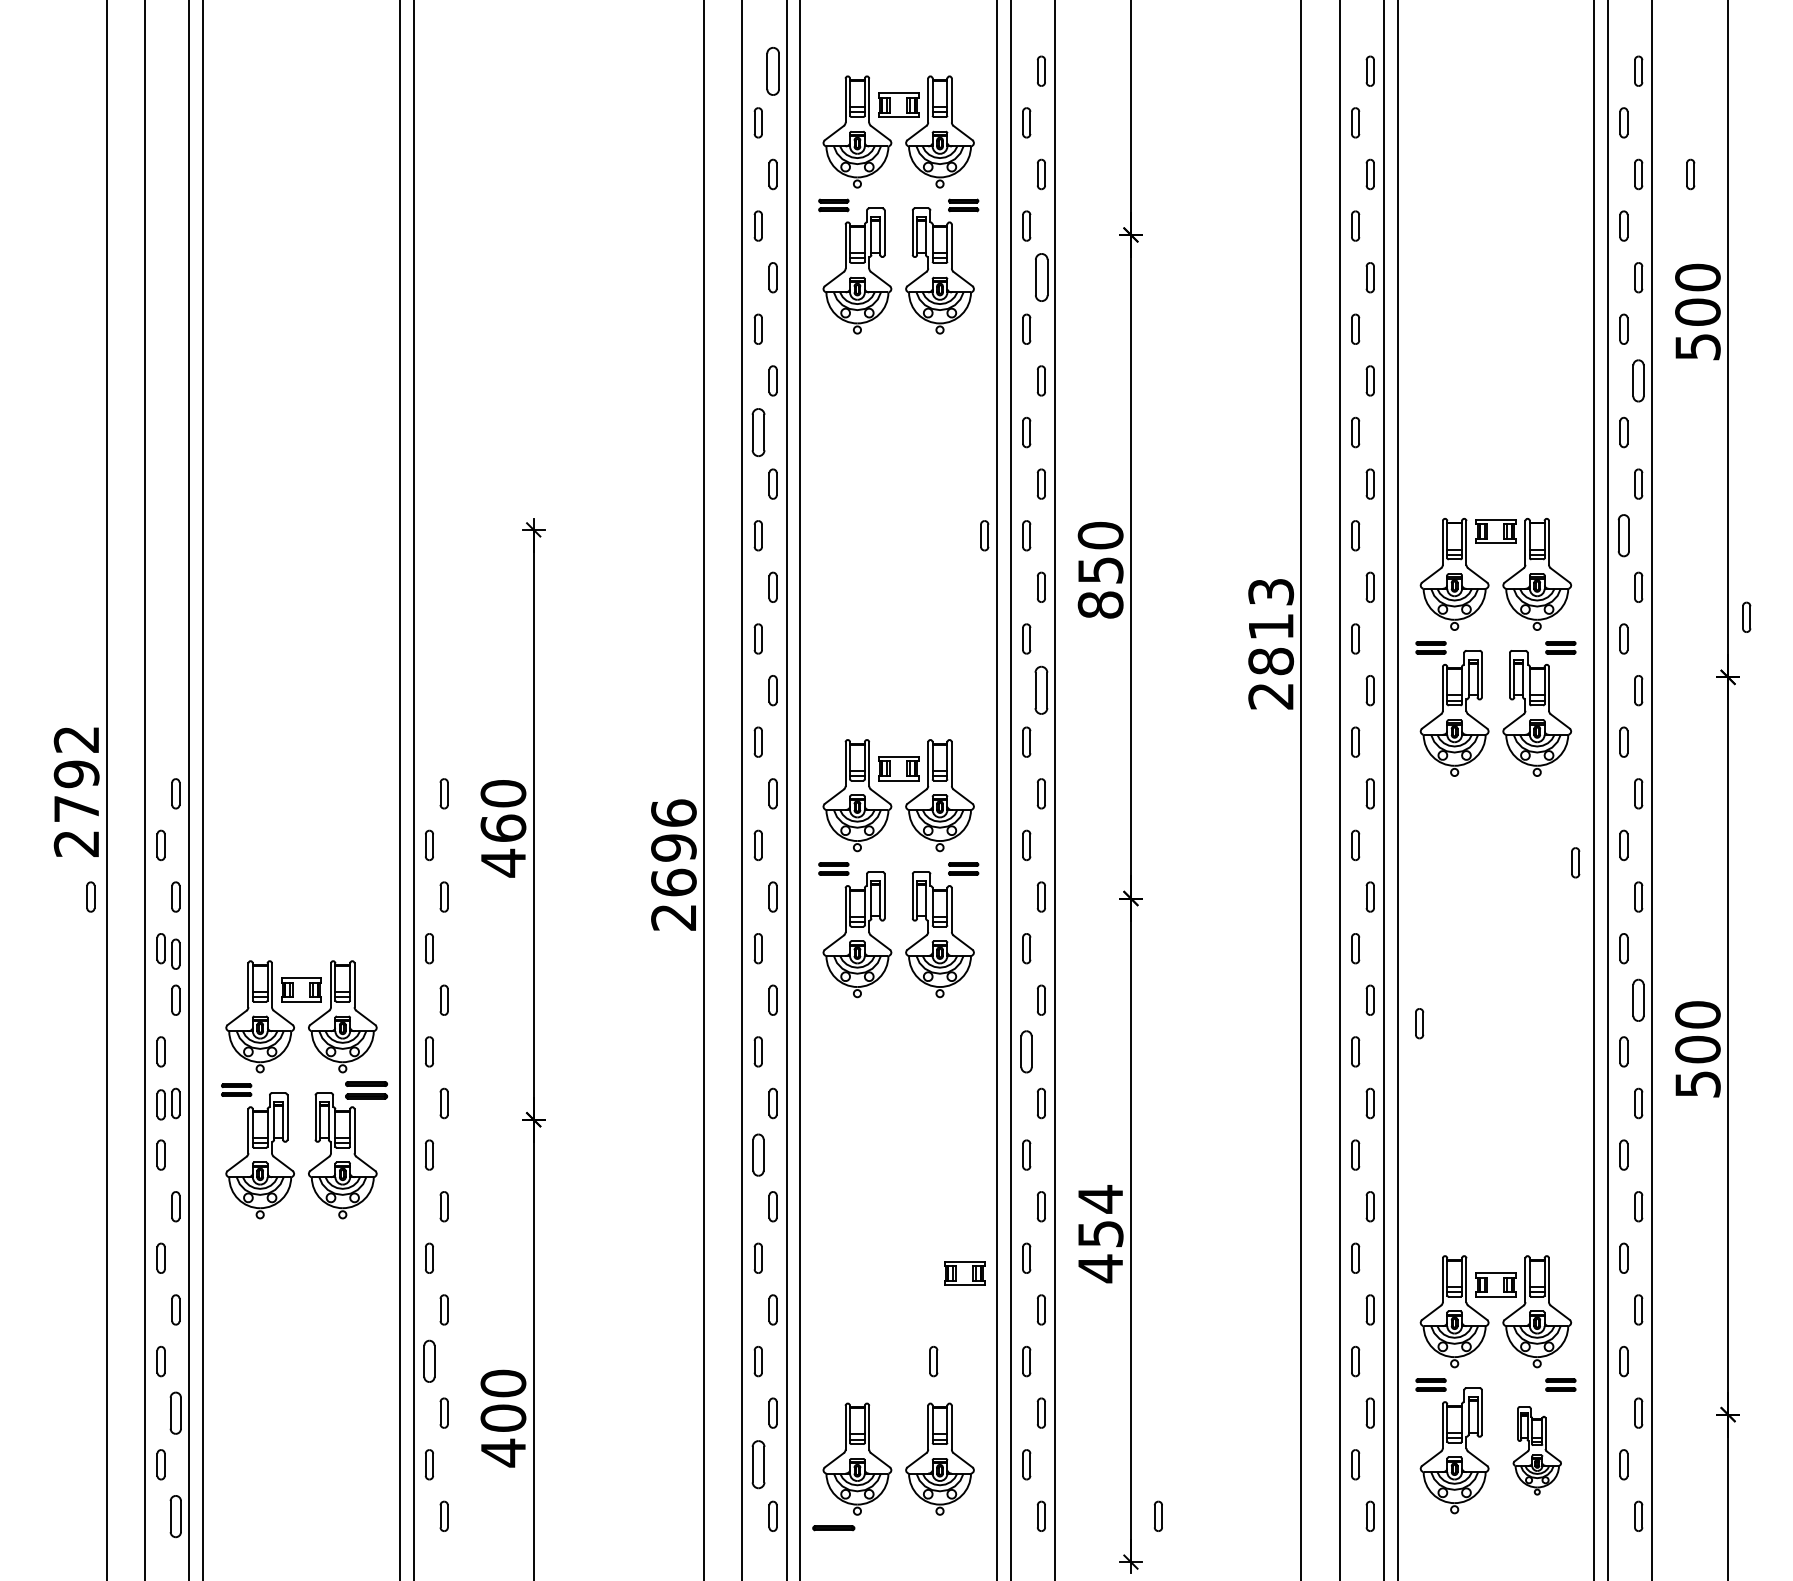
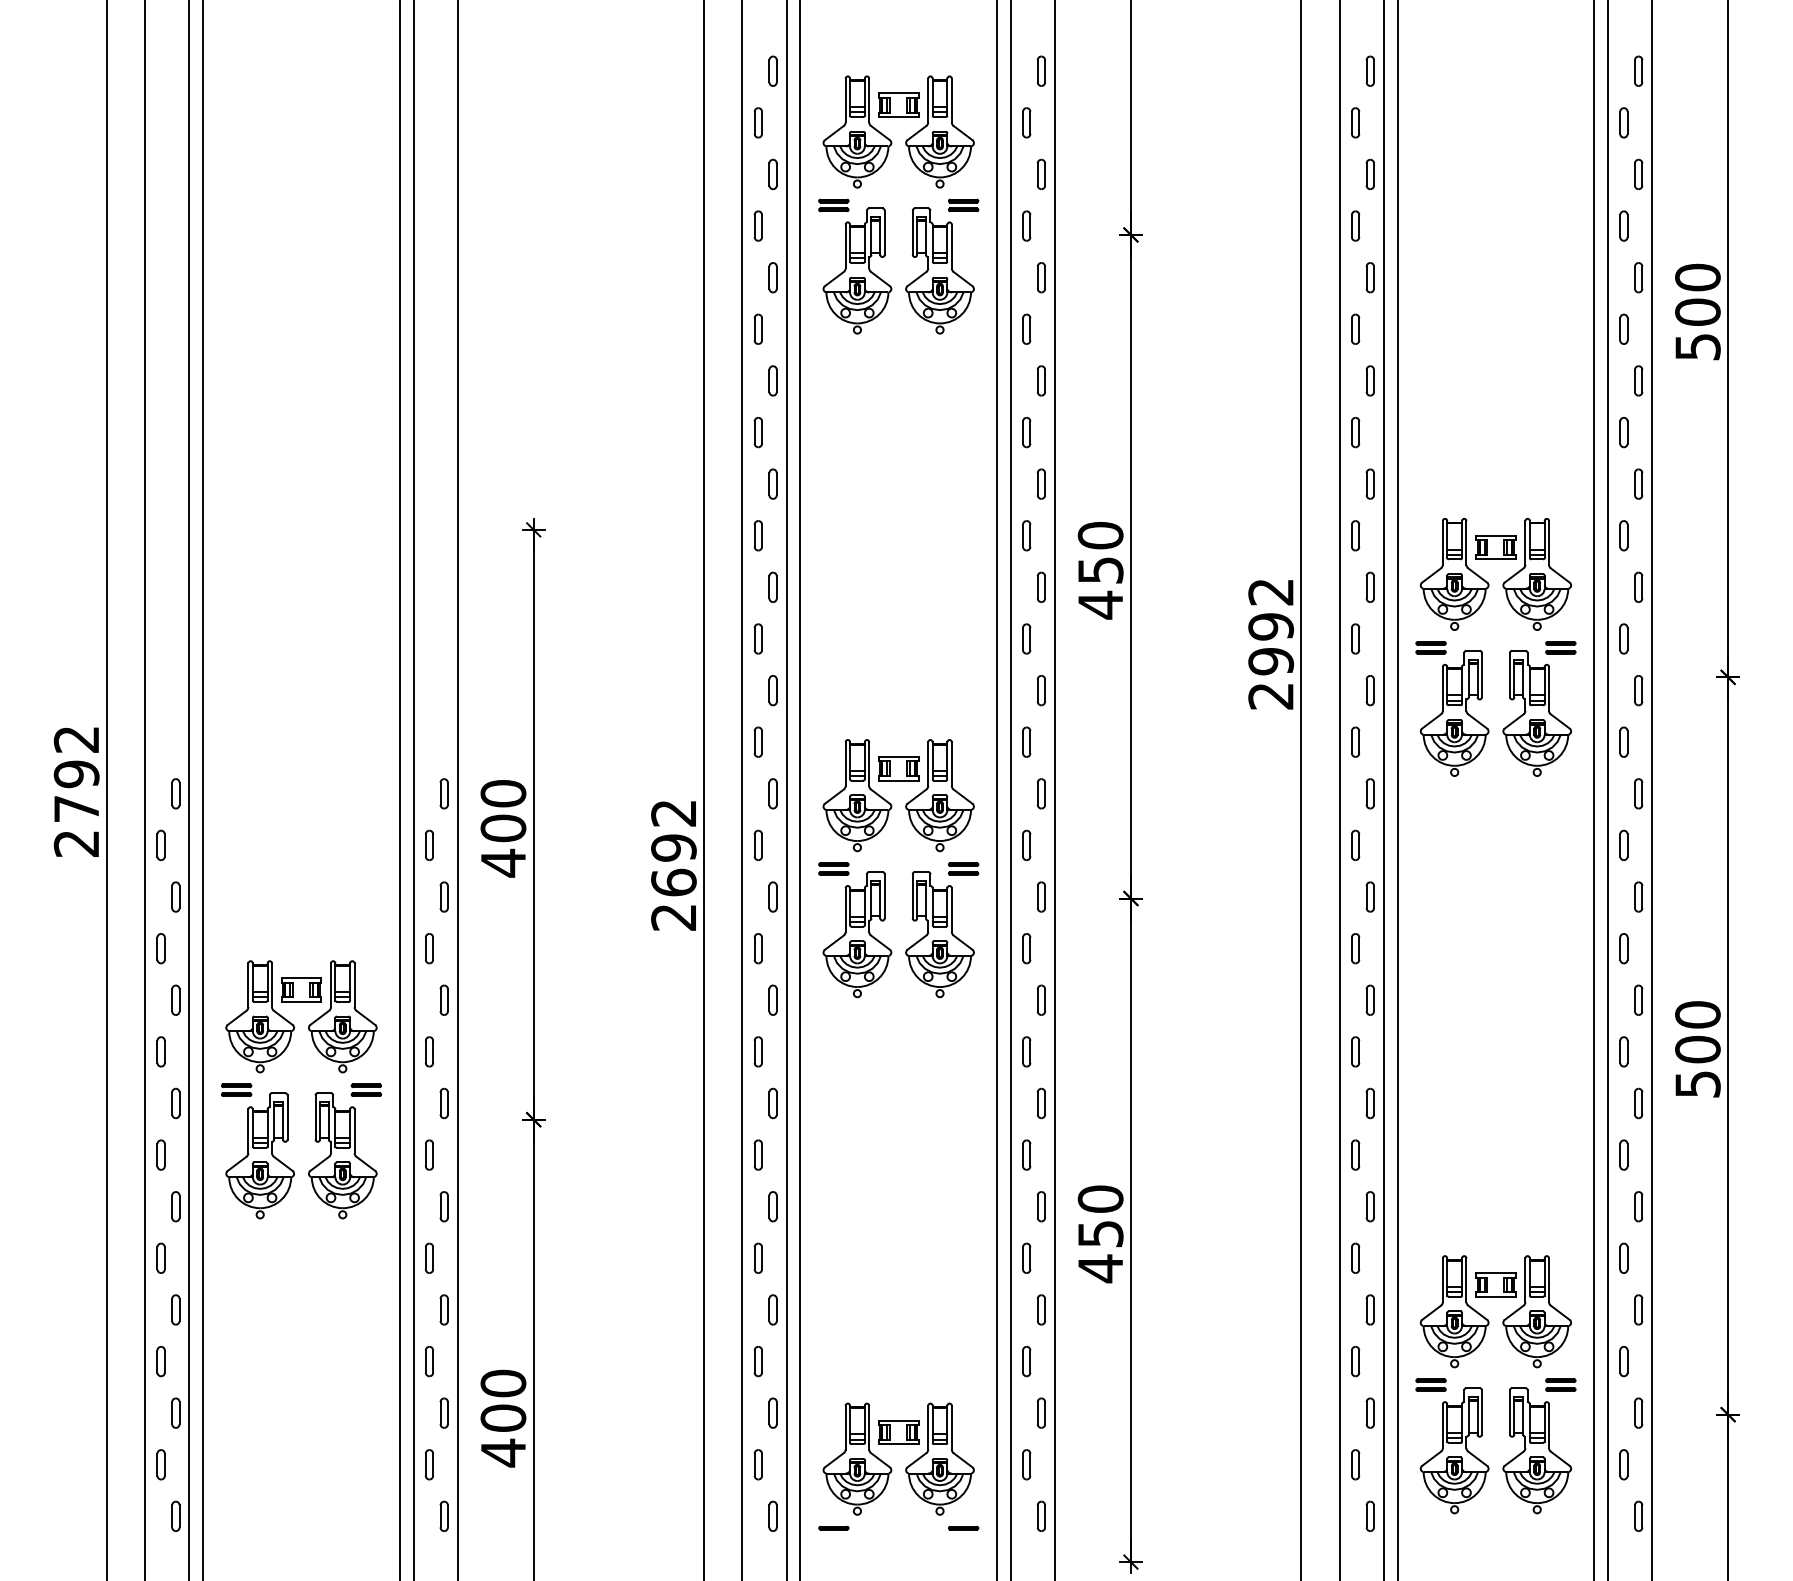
part size: 14x49 px -> 10x32 px (772, 70)
part: present -> none (1690, 174)
part size: 14x49 px -> 10x32 px (1040, 277)
part size: 13x44 px -> 10x32 px (1638, 380)
part size: 15x49 px -> 10x33 px (757, 432)
part position: (1495, 531) -> (1495, 547) (1495, 547)
part: present -> none (984, 535)
part size: 13x44 px -> 10x32 px (1623, 535)
text: 850 -> 450 (1100, 604)
part: present -> none (1746, 616)
text: 2813 -> 2992 (1271, 627)
part size: 15x50 px -> 9x32 px (1041, 690)
line: none -> present (457, 789)
text: 2696 -> 2692 (673, 812)
text: 460 -> 400 (503, 828)
part: present -> none (1575, 862)
part: present -> none (90, 896)
part: present -> none (175, 953)
part size: 13x44 px -> 10x32 px (1638, 999)
part: present -> none (1419, 1023)
part size: 13x44 px -> 10x32 px (1026, 1051)
part size: 44x19 px -> 32x14 px (365, 1089)
part: present -> none (160, 1104)
part size: 13x44 px -> 10x32 px (757, 1154)
text: 454 -> 450 (1100, 1199)
part position: (964, 1273) -> (898, 1432) (898, 1432)
part size: 13x44 px -> 9x32 px (429, 1361)
part: present -> none (933, 1361)
part size: 13x44 px -> 10x32 px (175, 1412)
part size: 50x90 px -> 71x128 px (1537, 1450)
part size: 15x50 px -> 10x32 px (757, 1464)
part: present -> none (1158, 1515)
part size: 13x44 px -> 10x32 px (175, 1515)
part: none -> present (963, 1527)
part size: 44x7 px -> 32x6 px (833, 1527)
